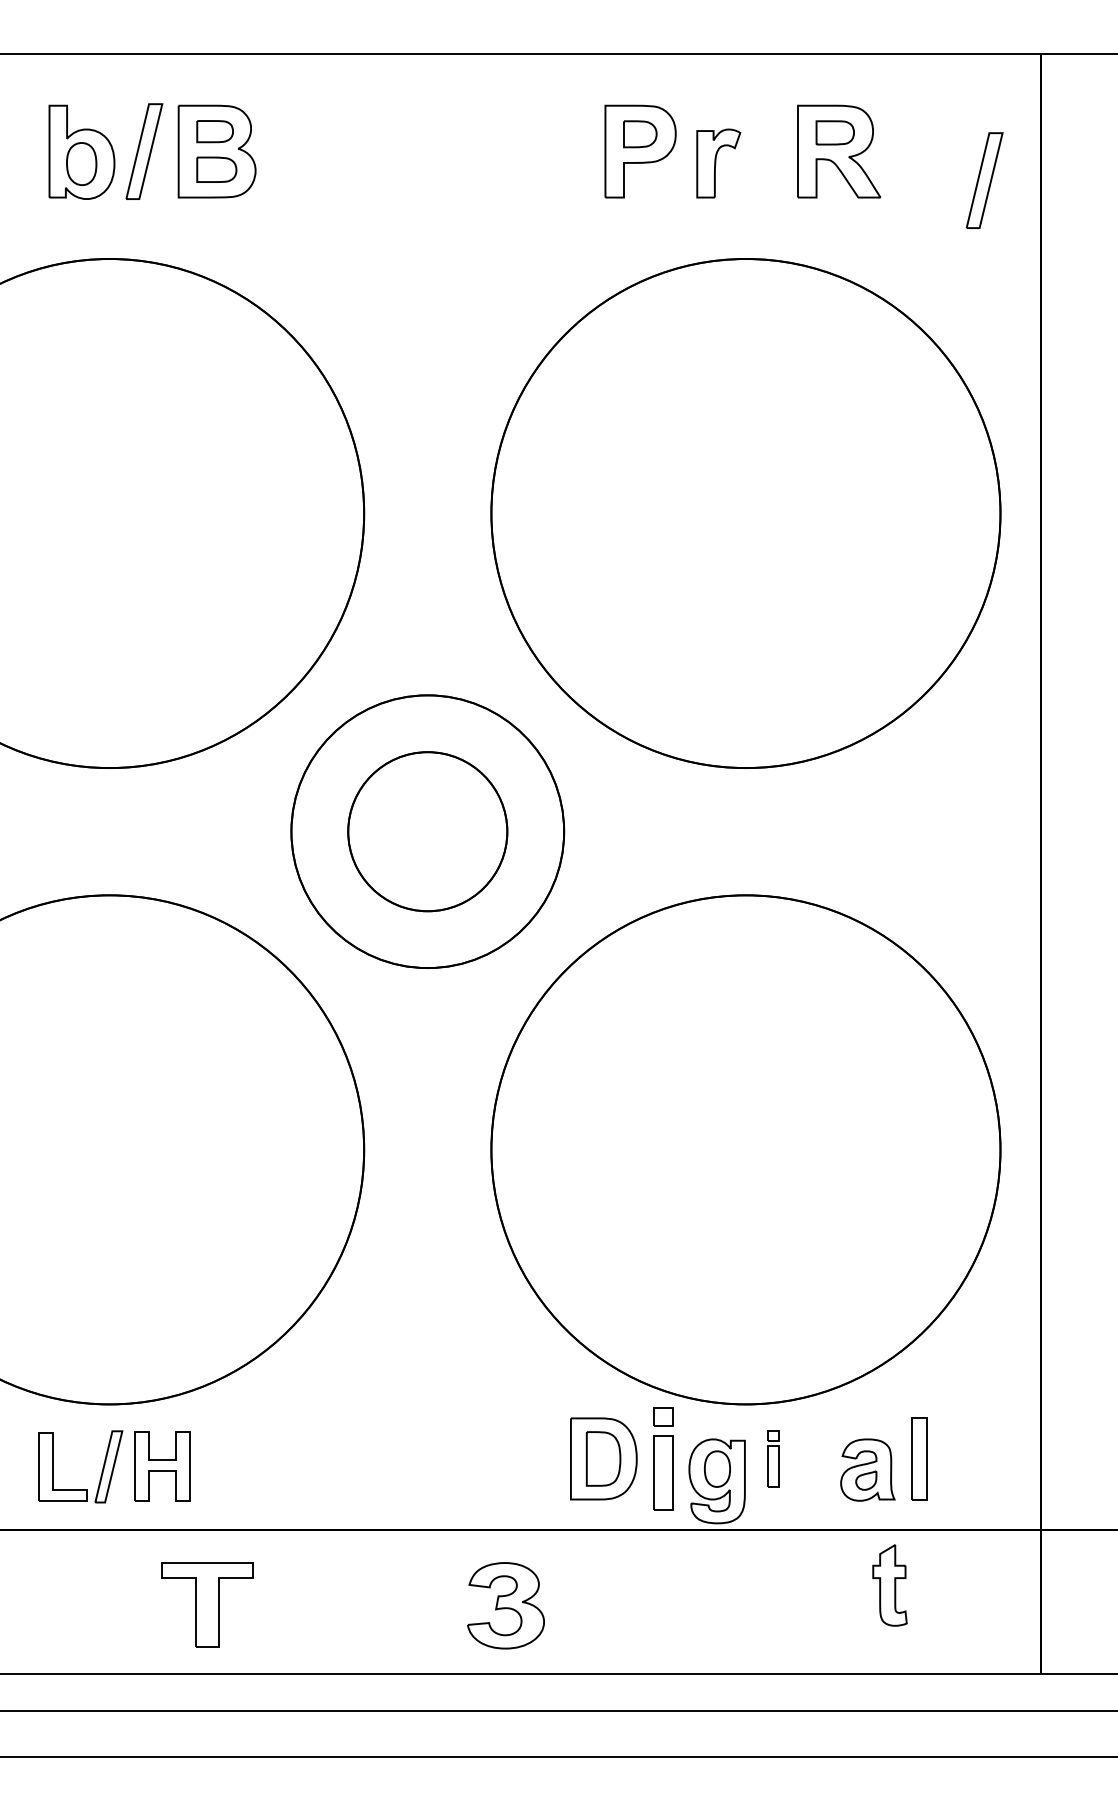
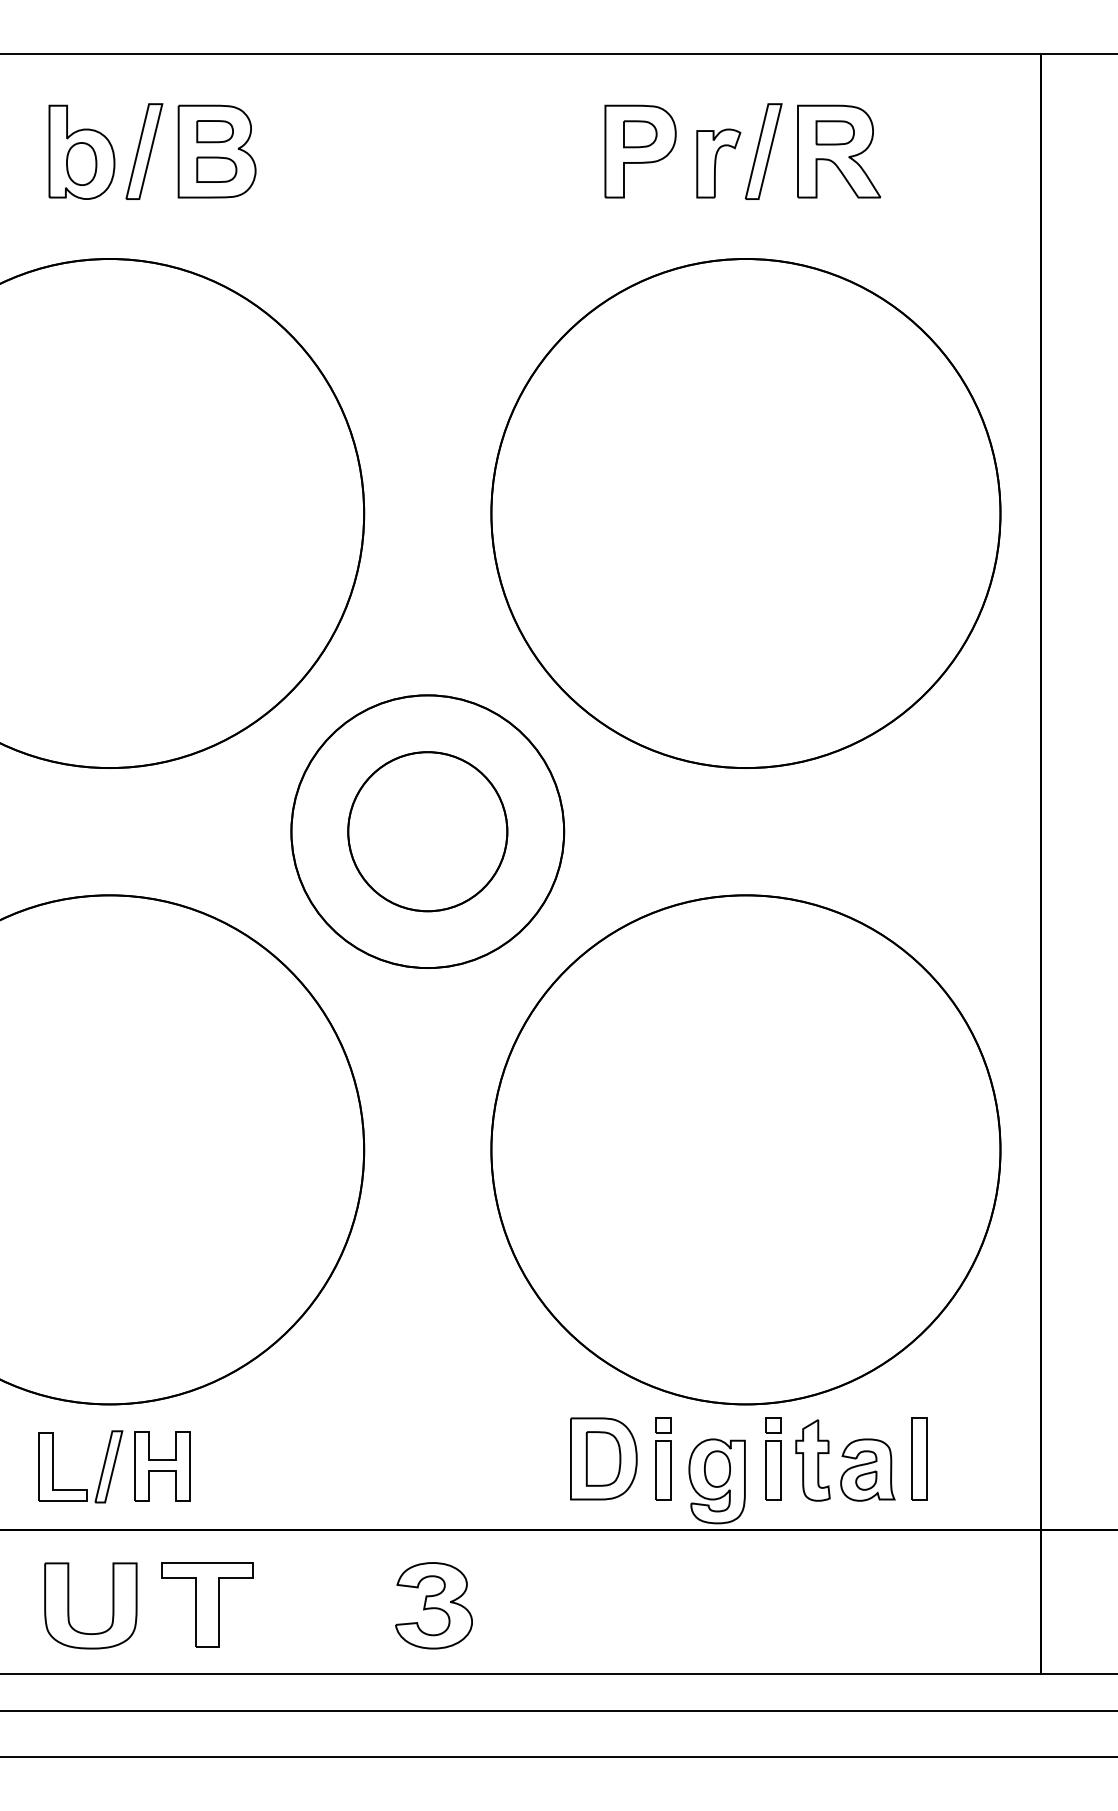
part position: (984, 180) -> (763, 151) (763, 151)
part size: 21x104 px -> 17x84 px (663, 1458)
part size: 13x58 px -> 17x84 px (773, 1458)
part position: (889, 1585) -> (812, 1460) (812, 1460)
part: none -> present (69, 1605)
part position: (505, 1605) -> (433, 1605) (433, 1605)
